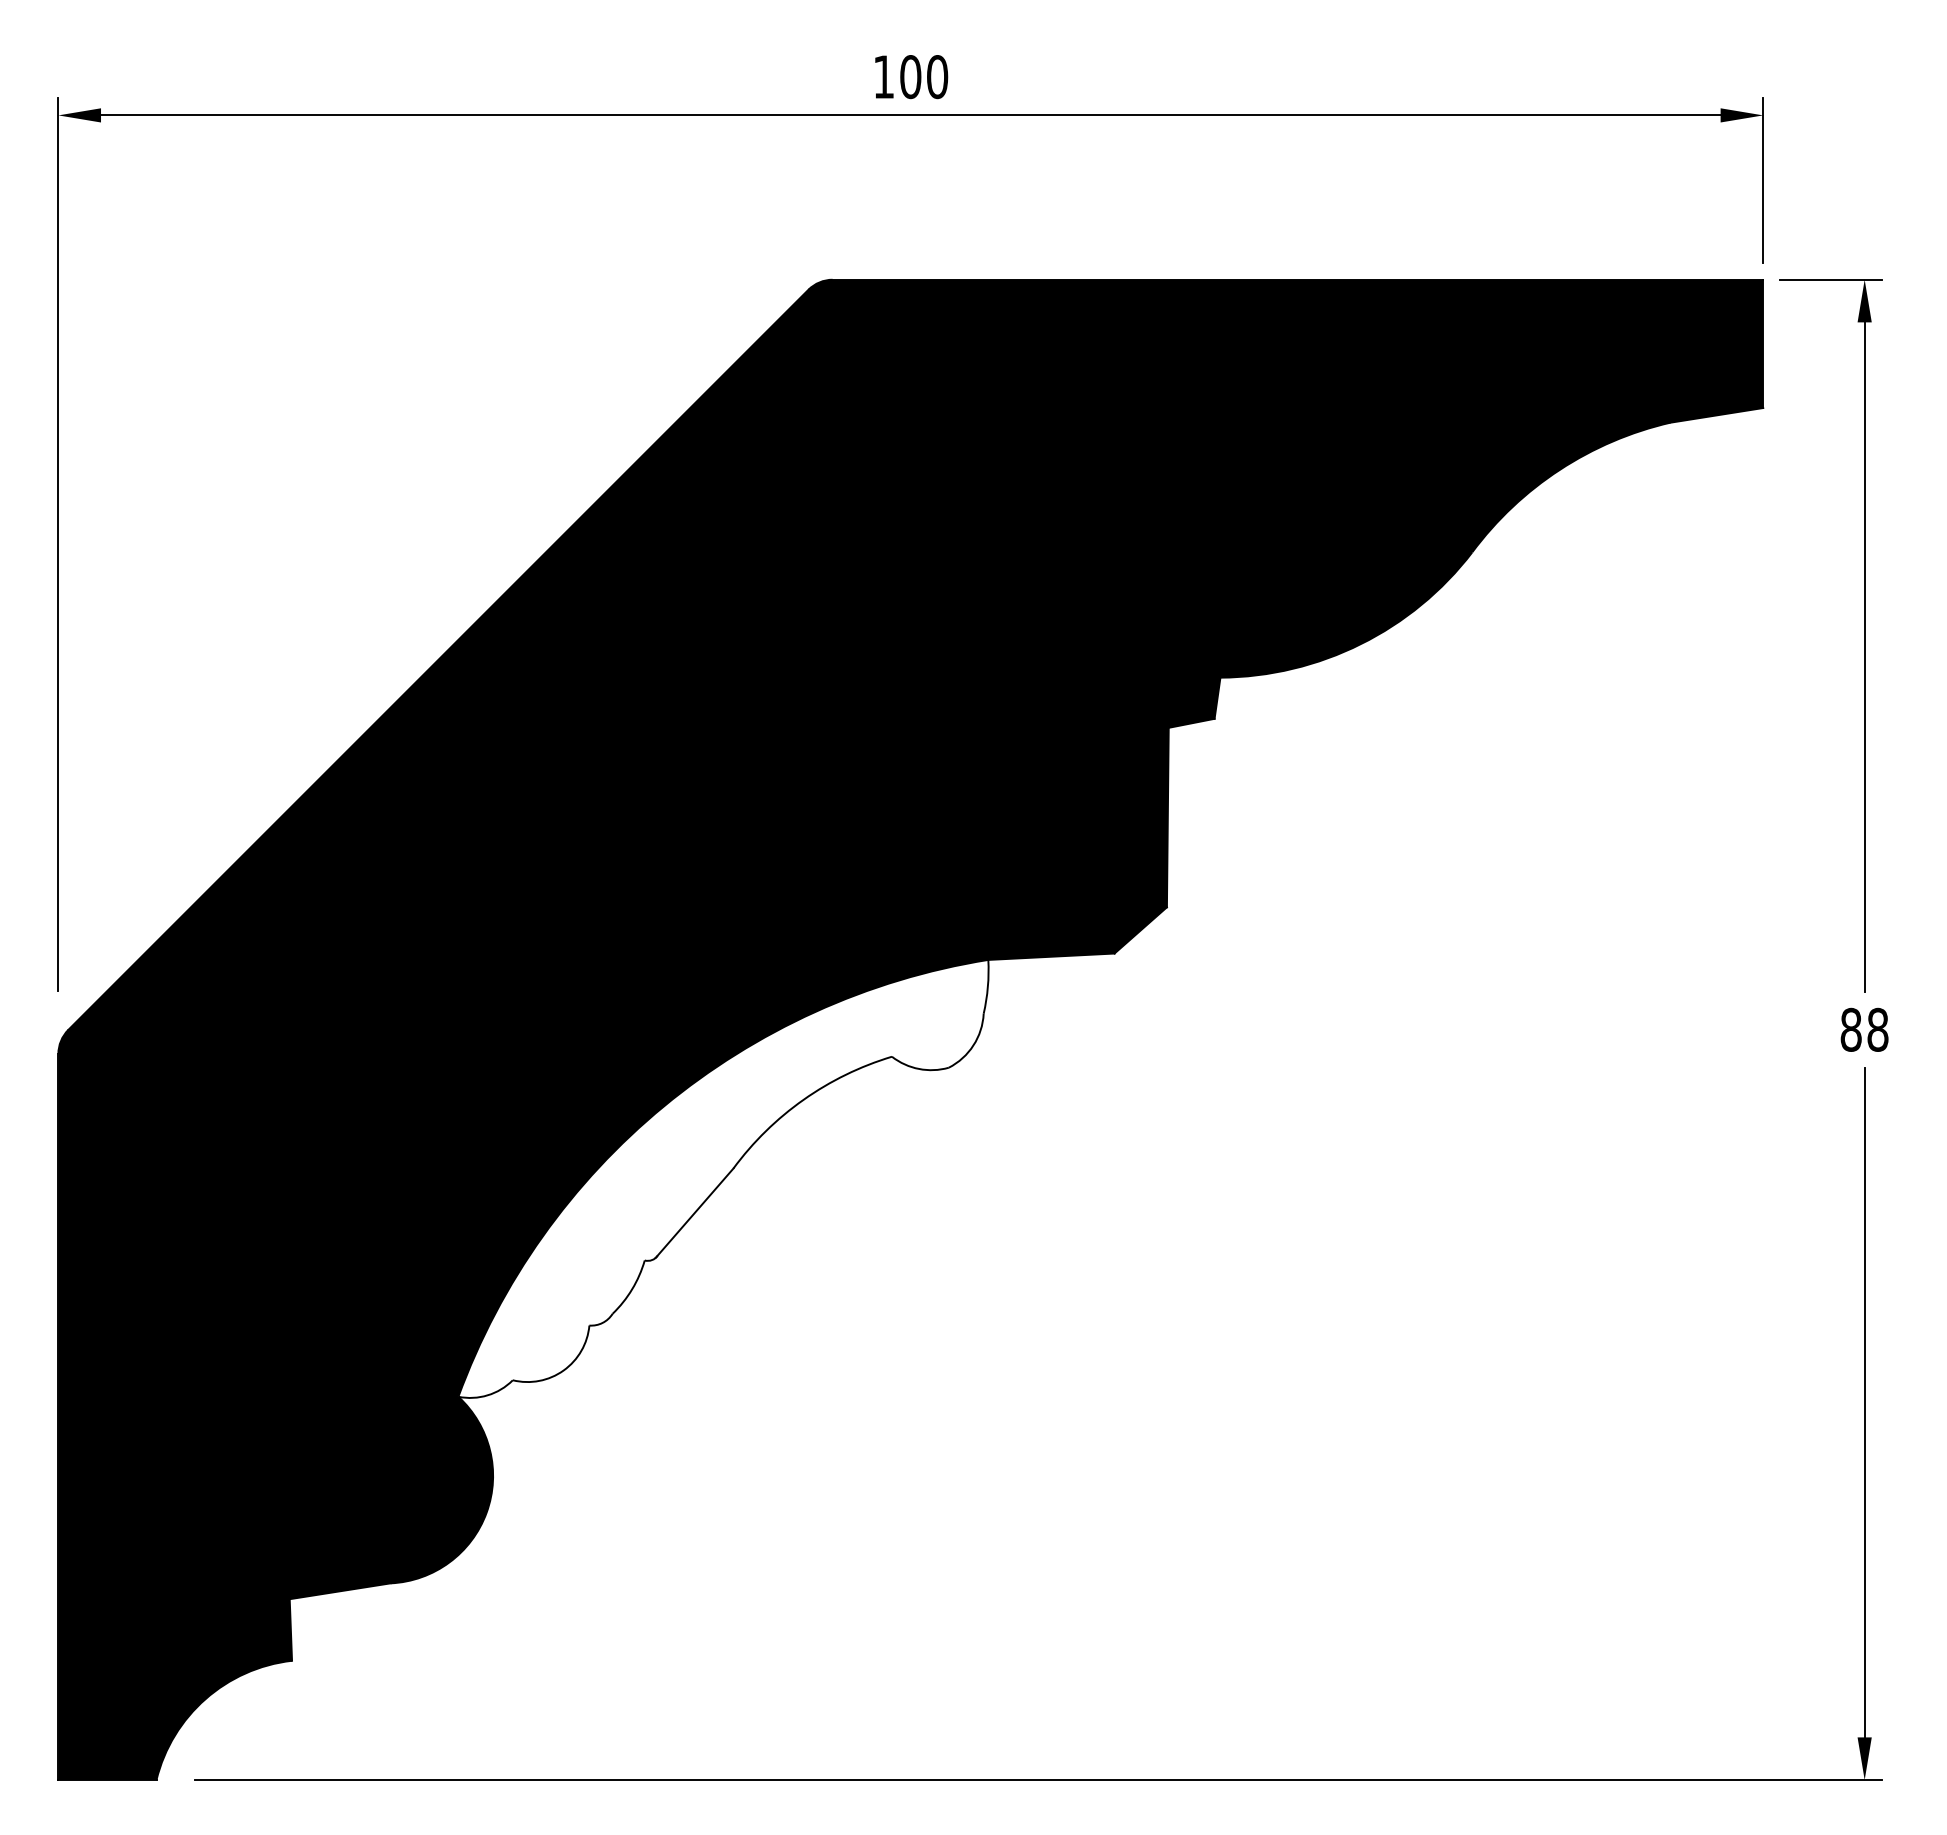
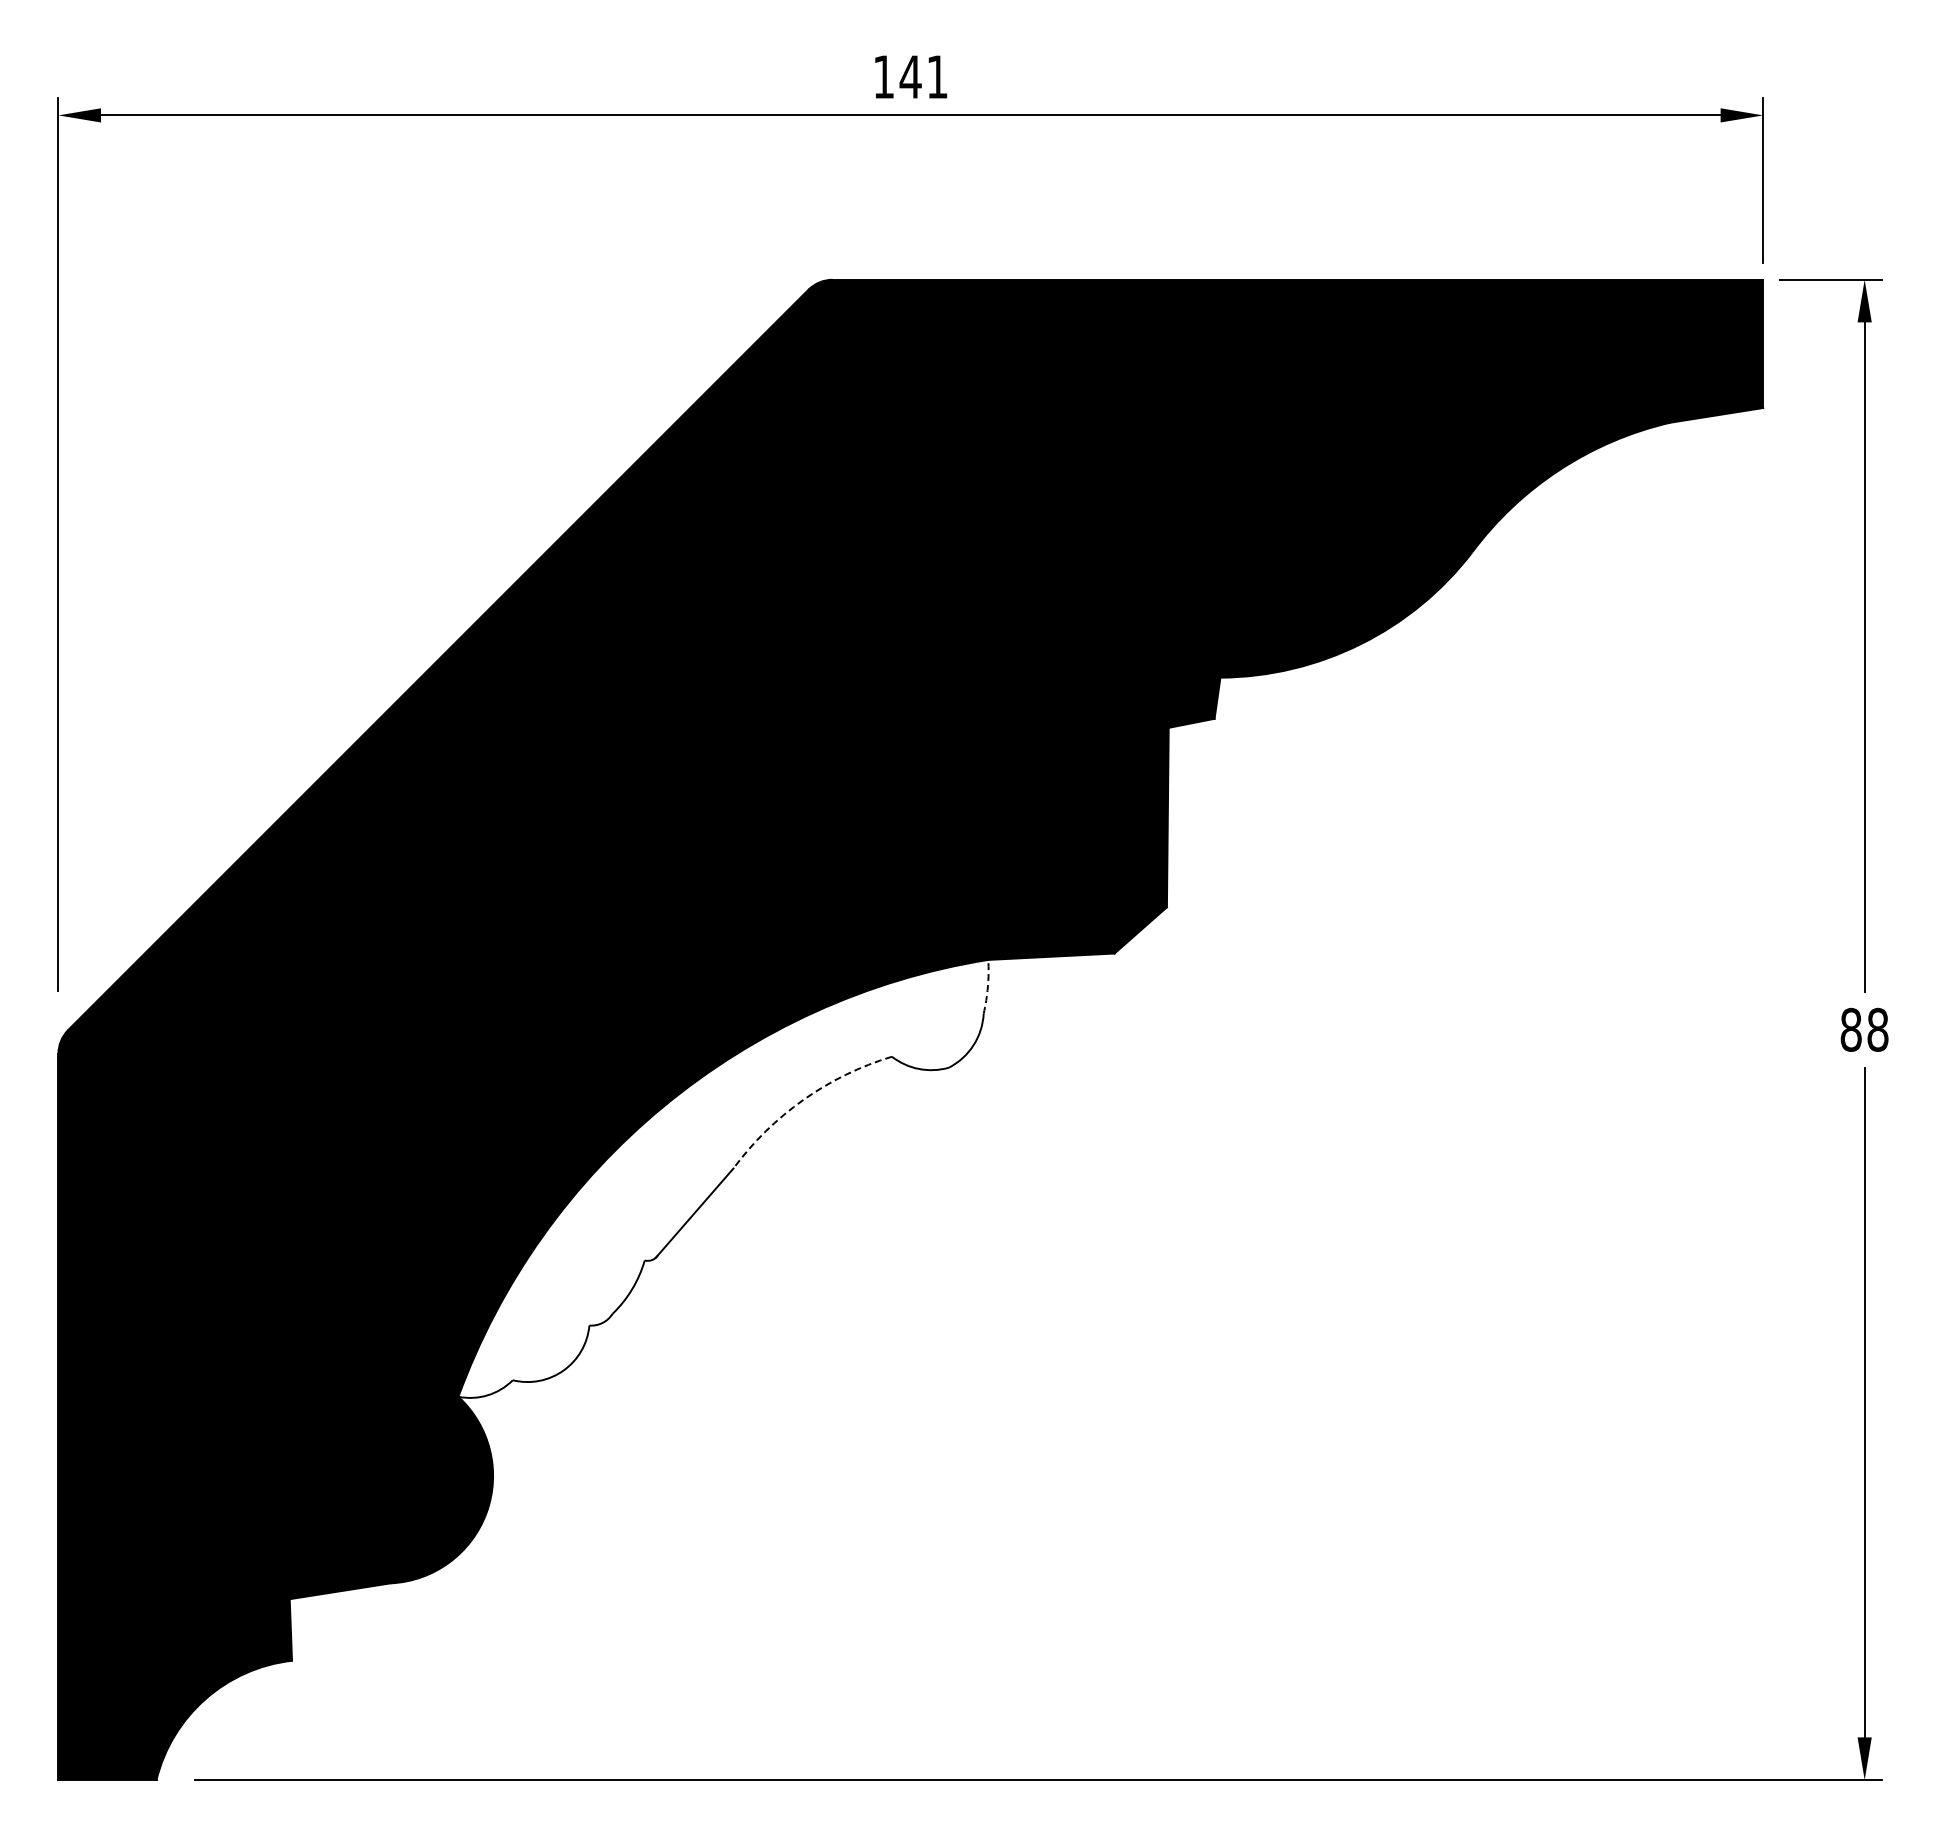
text: 100 -> 141 (923, 77)
arc: solid -> dashed (987, 987)
arc: solid -> dashed (803, 1099)
